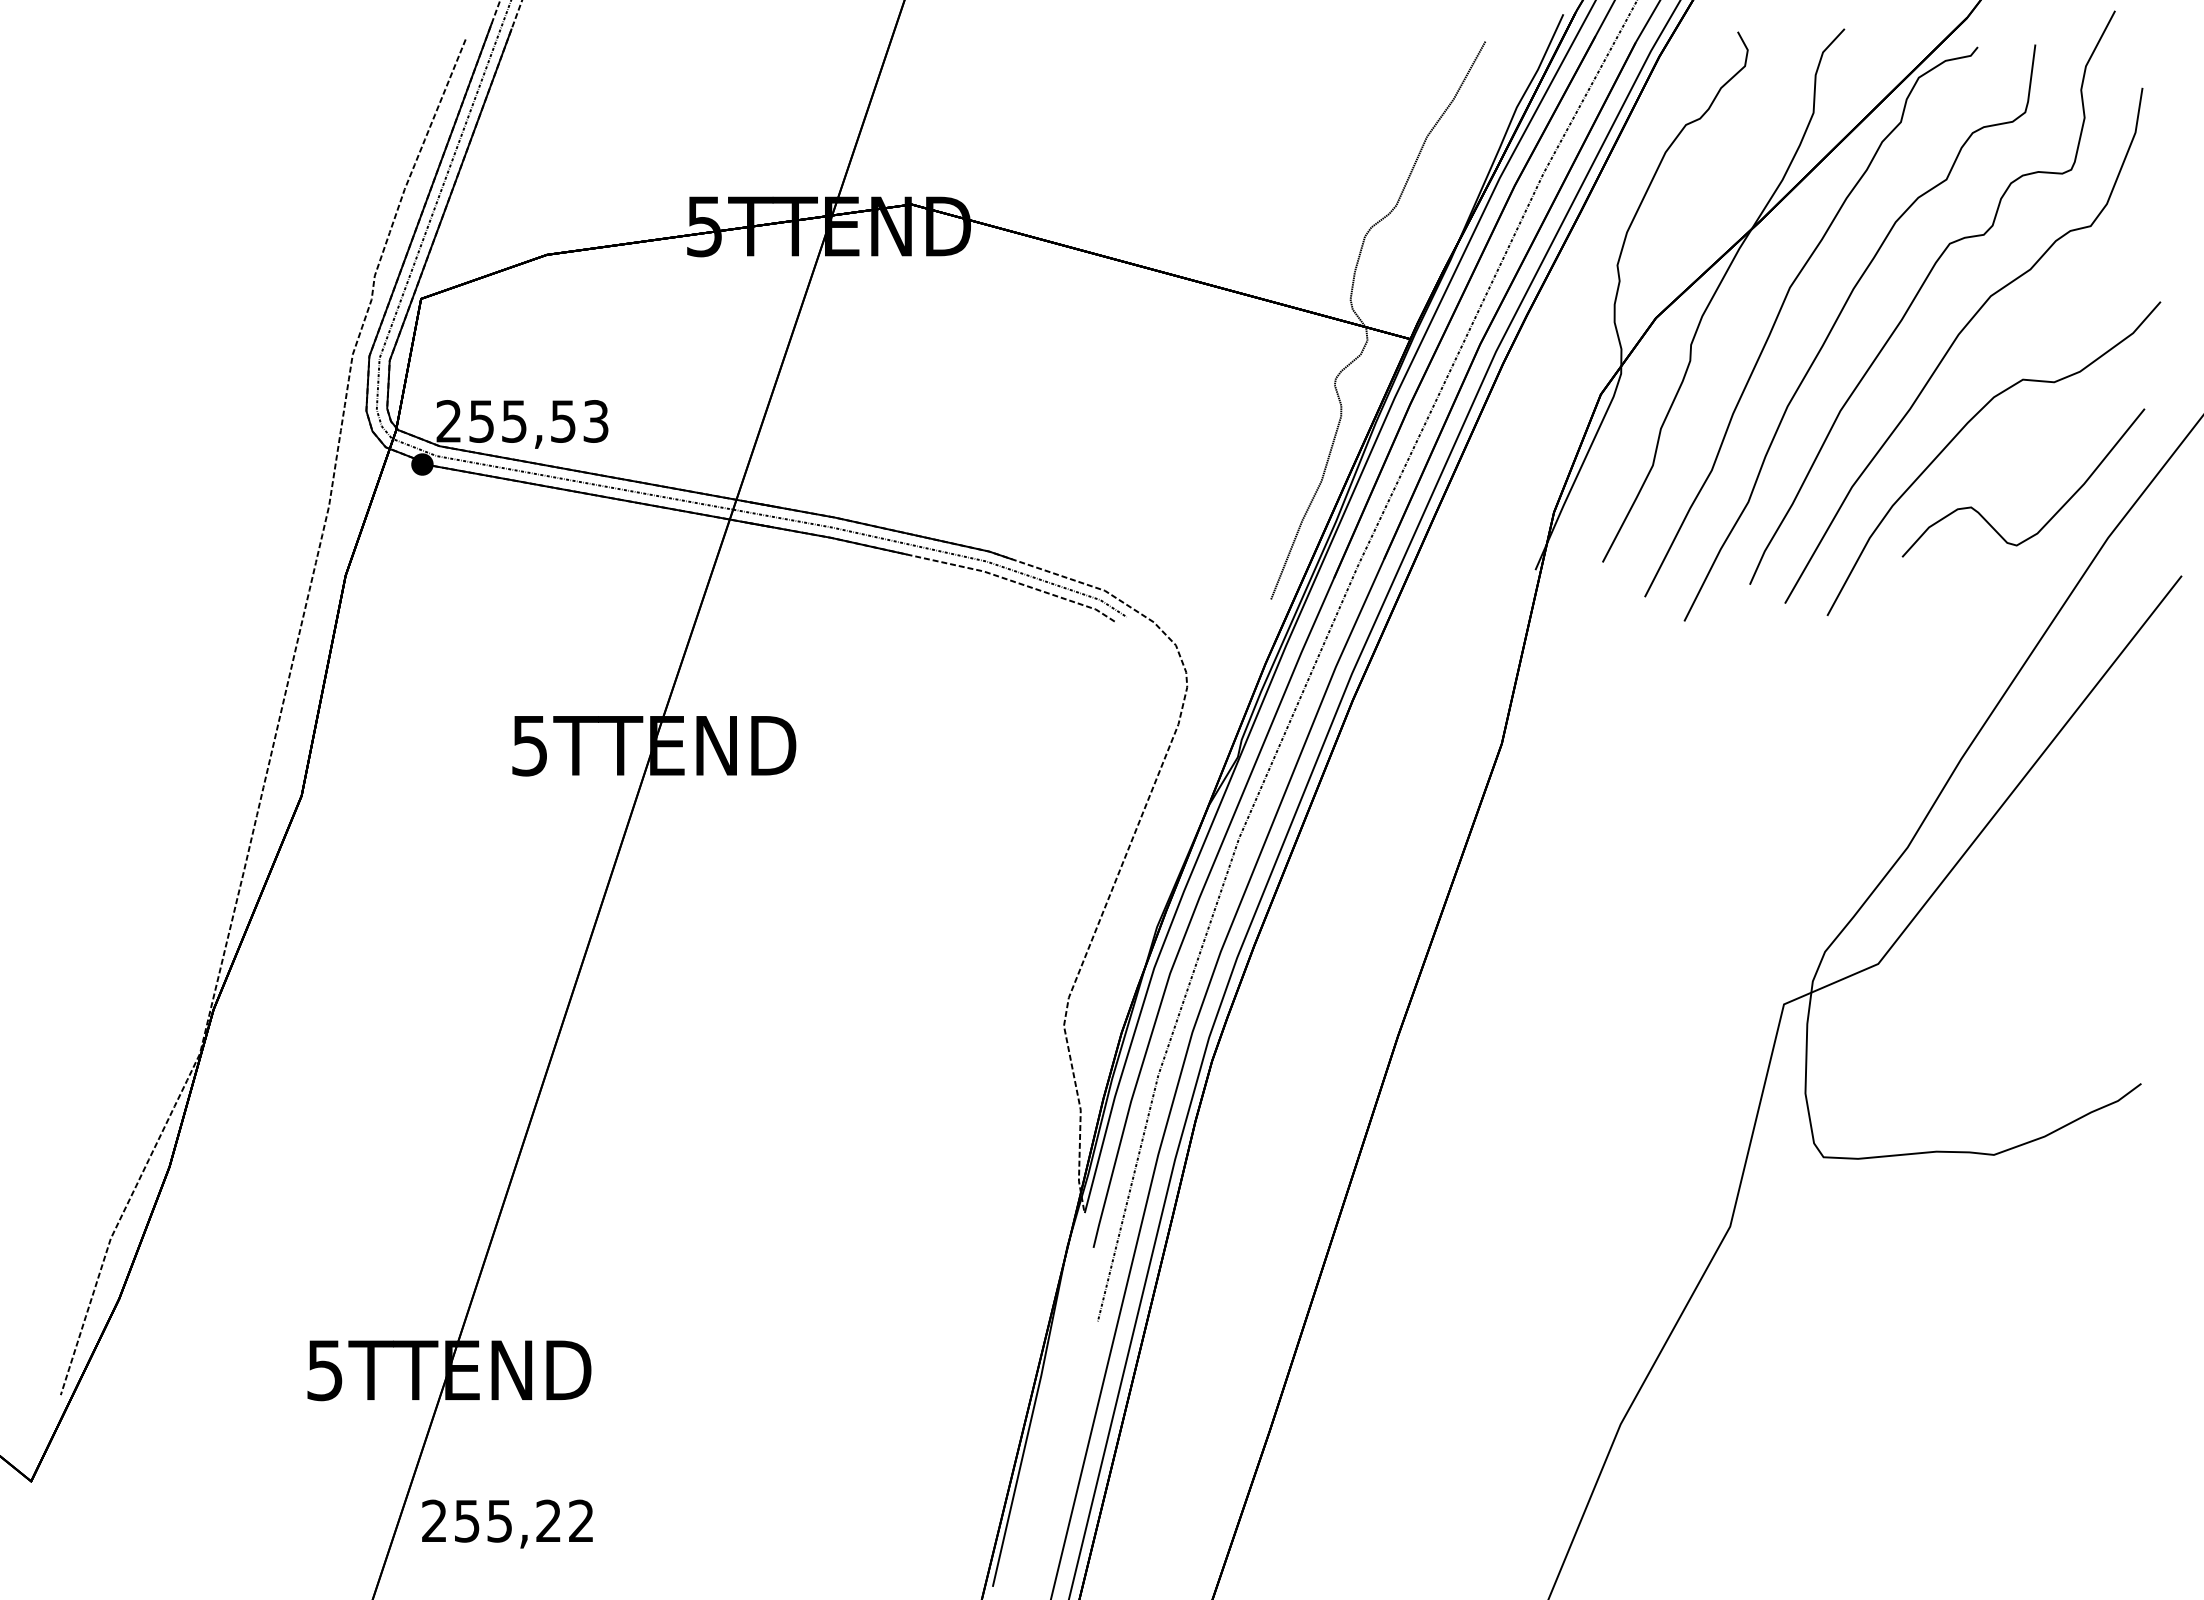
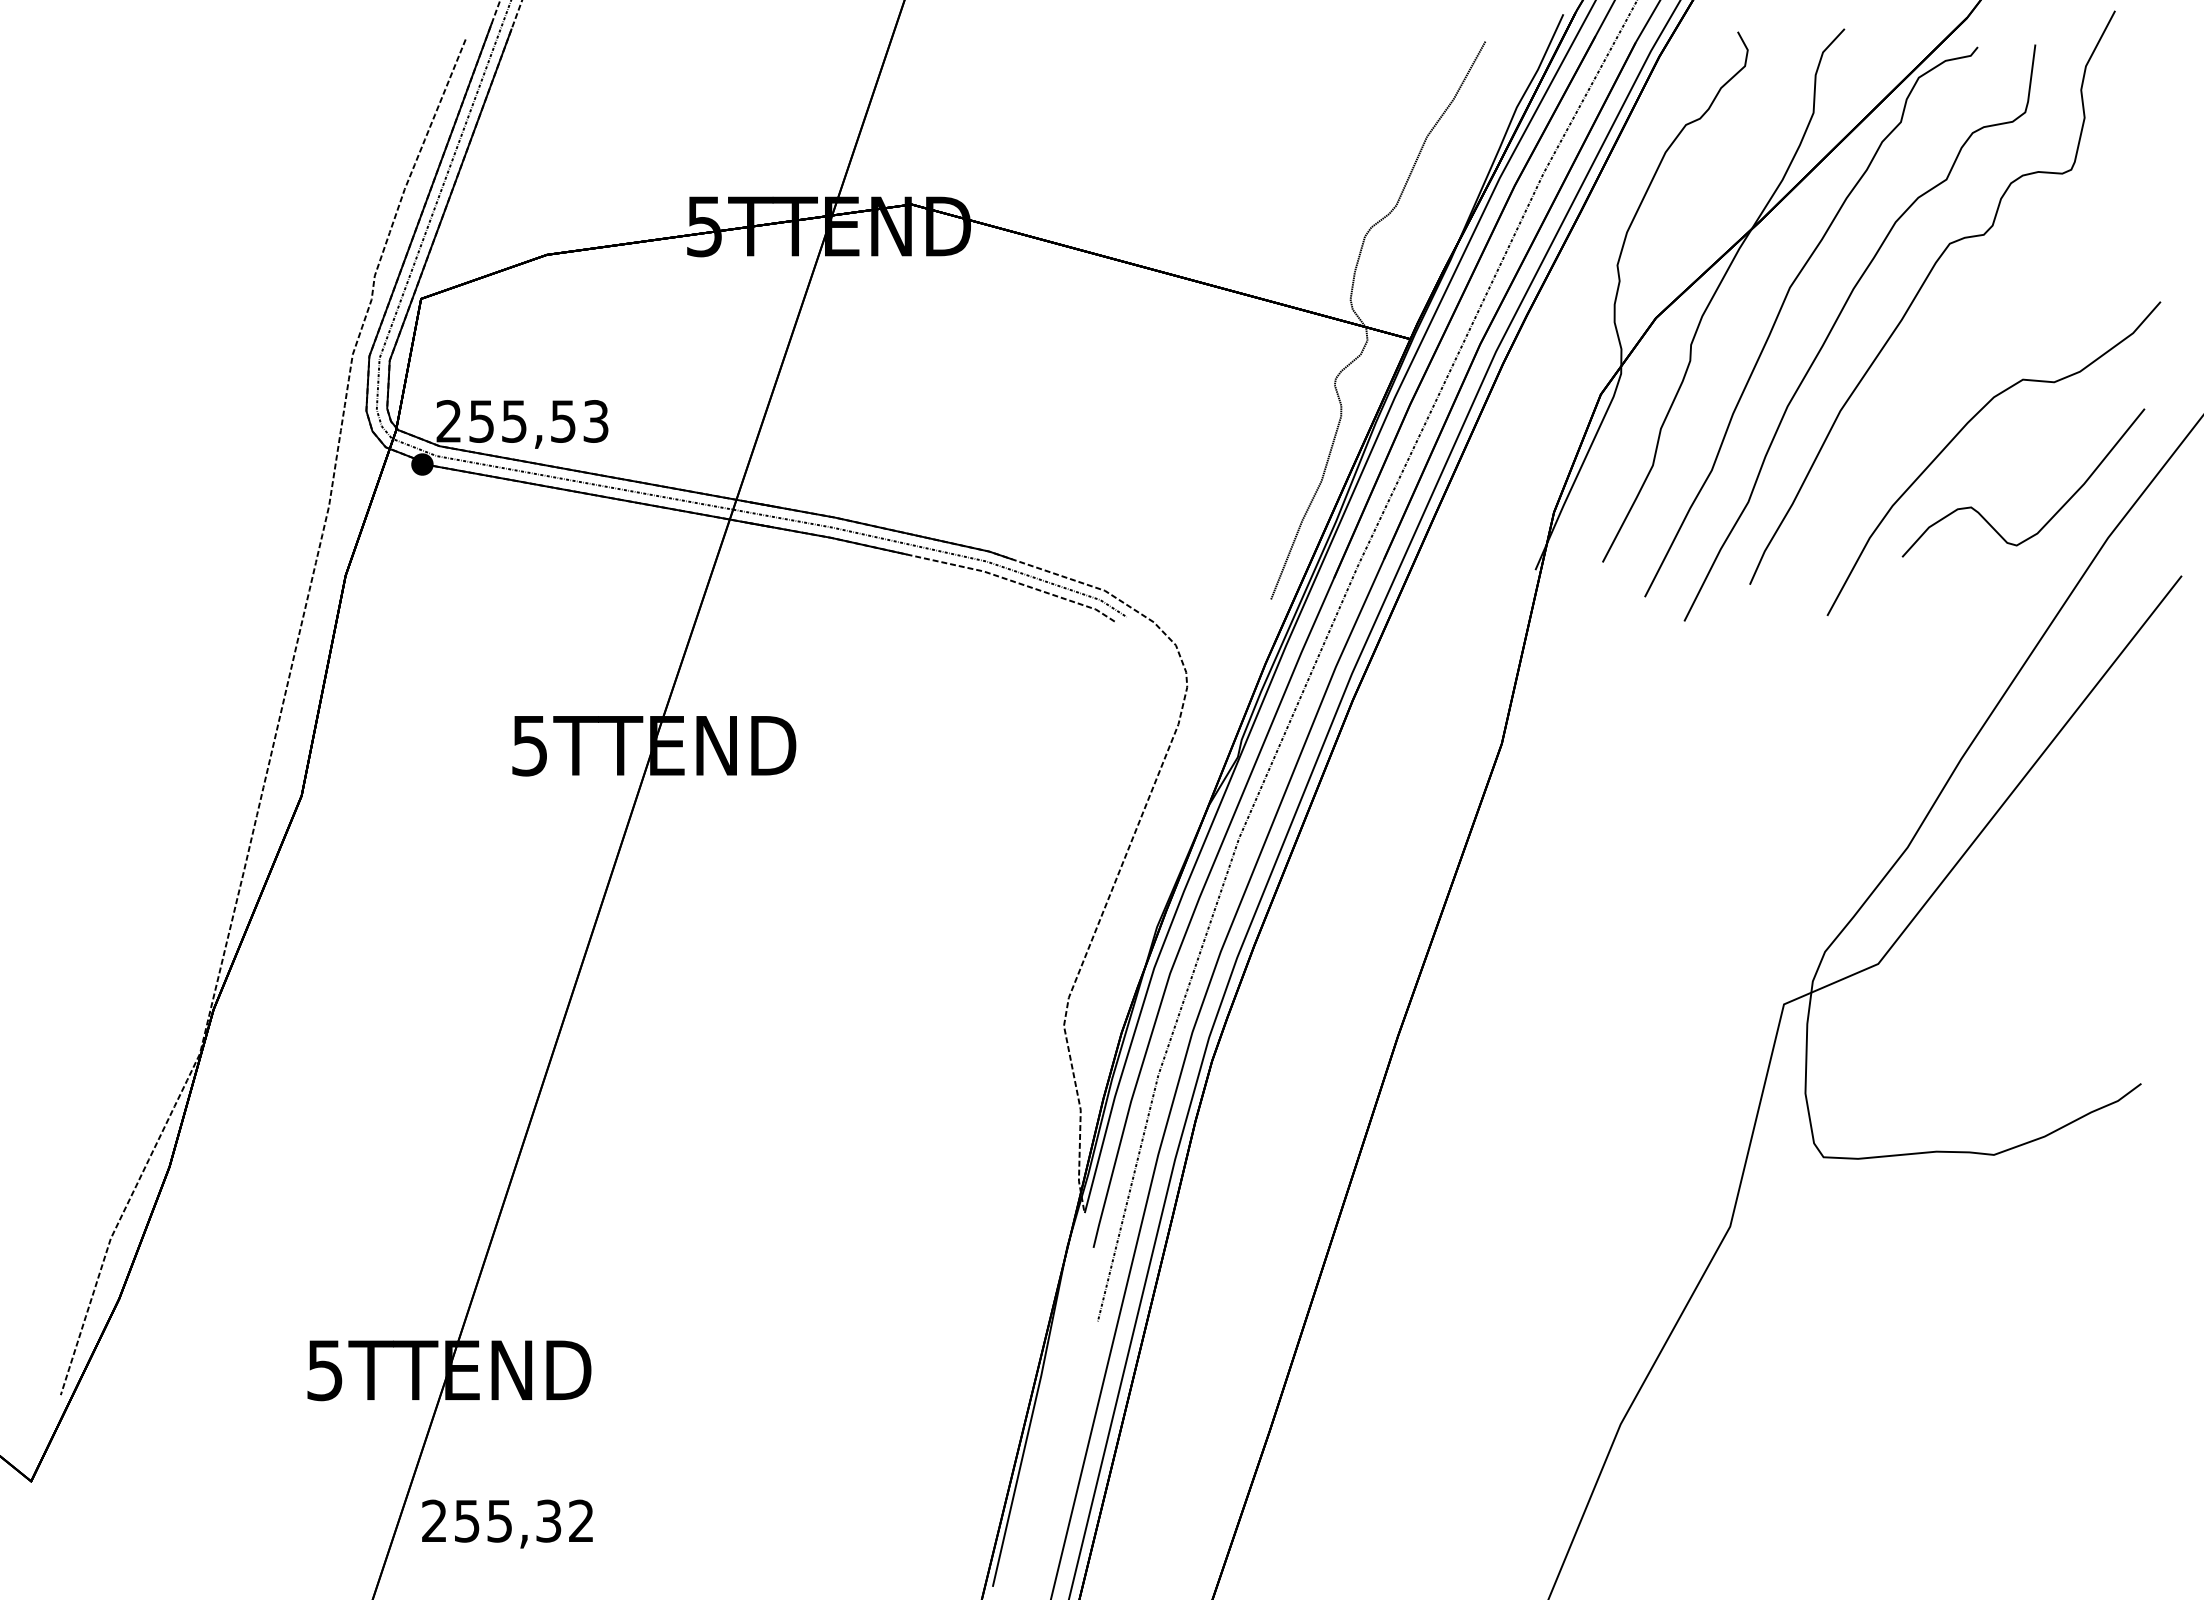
curve: present -> none (1955, 341)
text: 255,22 -> 255,32 (548, 1520)
